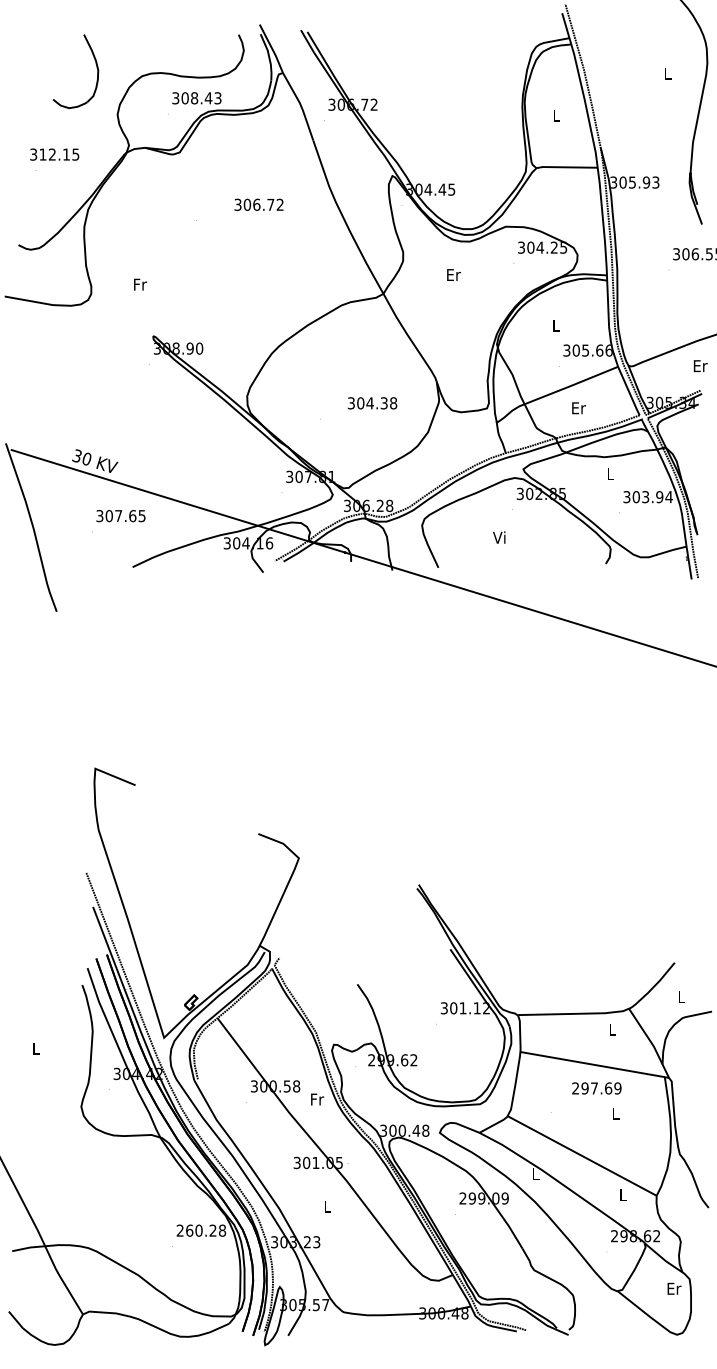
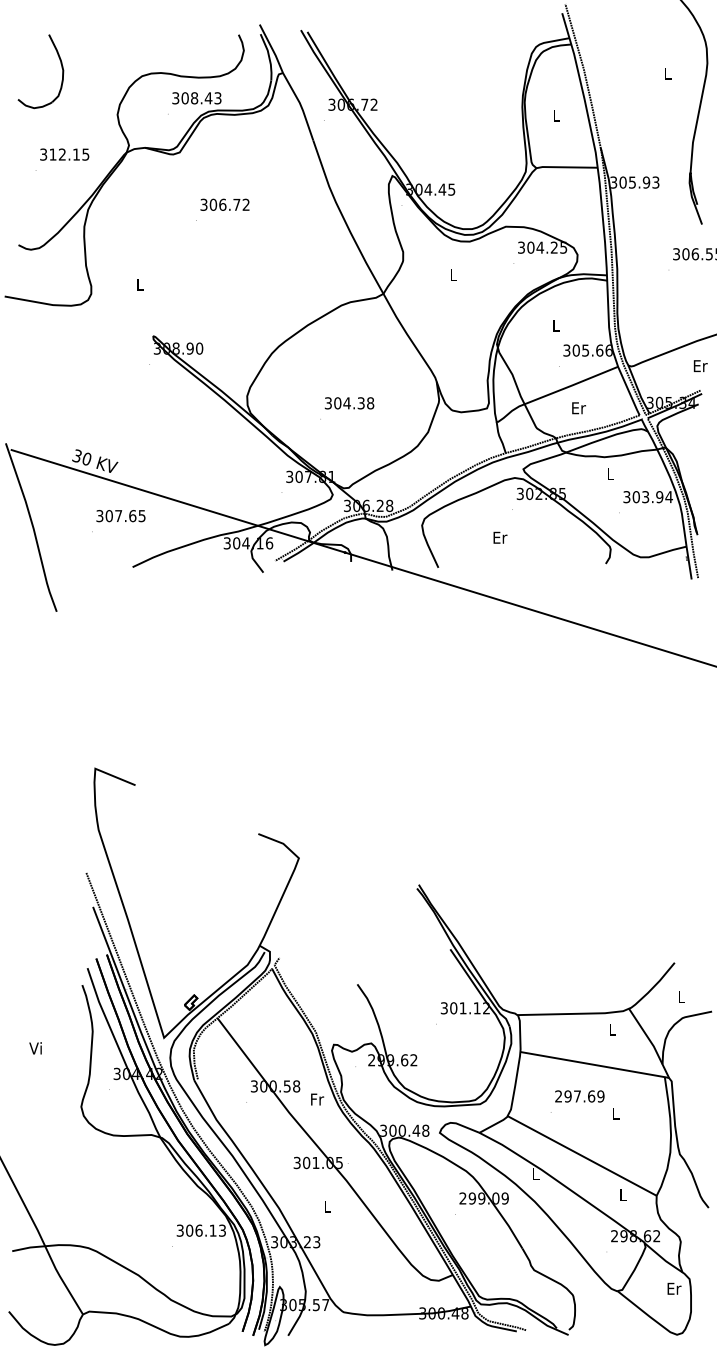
part position: (95, 64) -> (60, 64) (60, 64)
text position: (54, 154) -> (64, 154) (64, 154)
text position: (258, 204) -> (224, 204) (224, 204)
text: Er -> L (453, 274)
text: Fr -> L (140, 284)
text position: (372, 403) -> (349, 403) (349, 403)
text: Vi -> Er (500, 537)
text: L -> Vi (35, 1048)
text position: (596, 1088) -> (579, 1096) (579, 1096)
text: 260.28 -> 306.13 (201, 1230)
